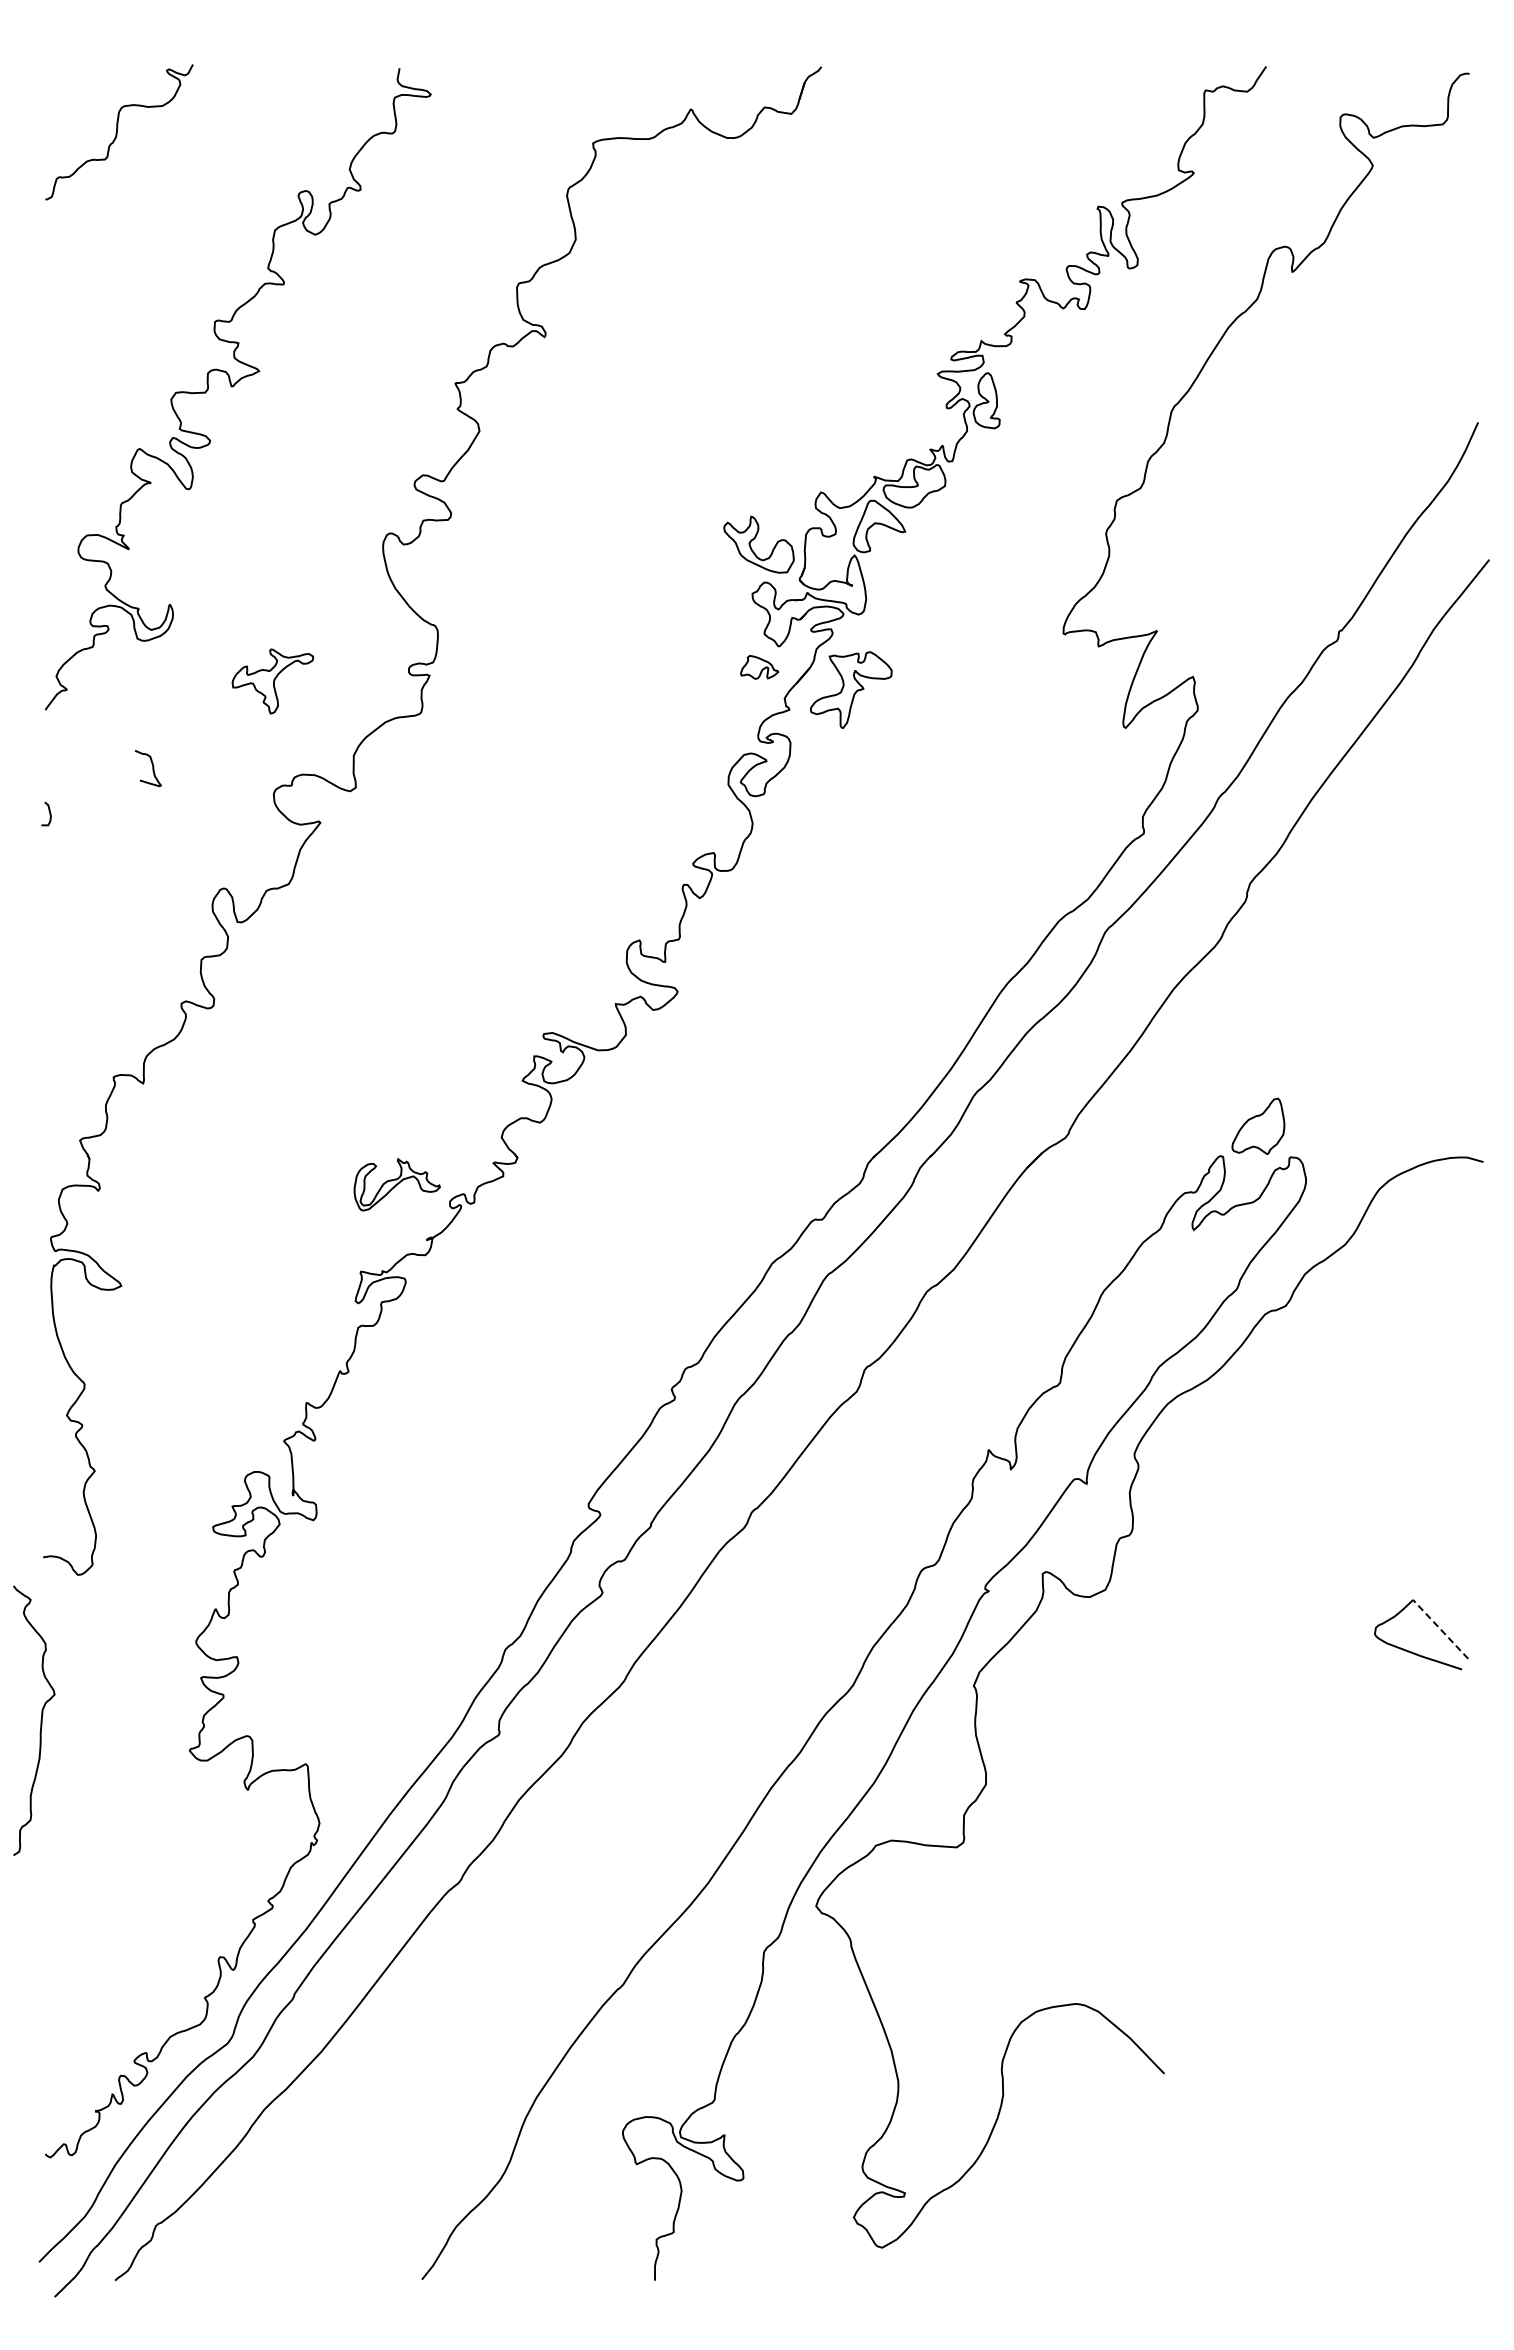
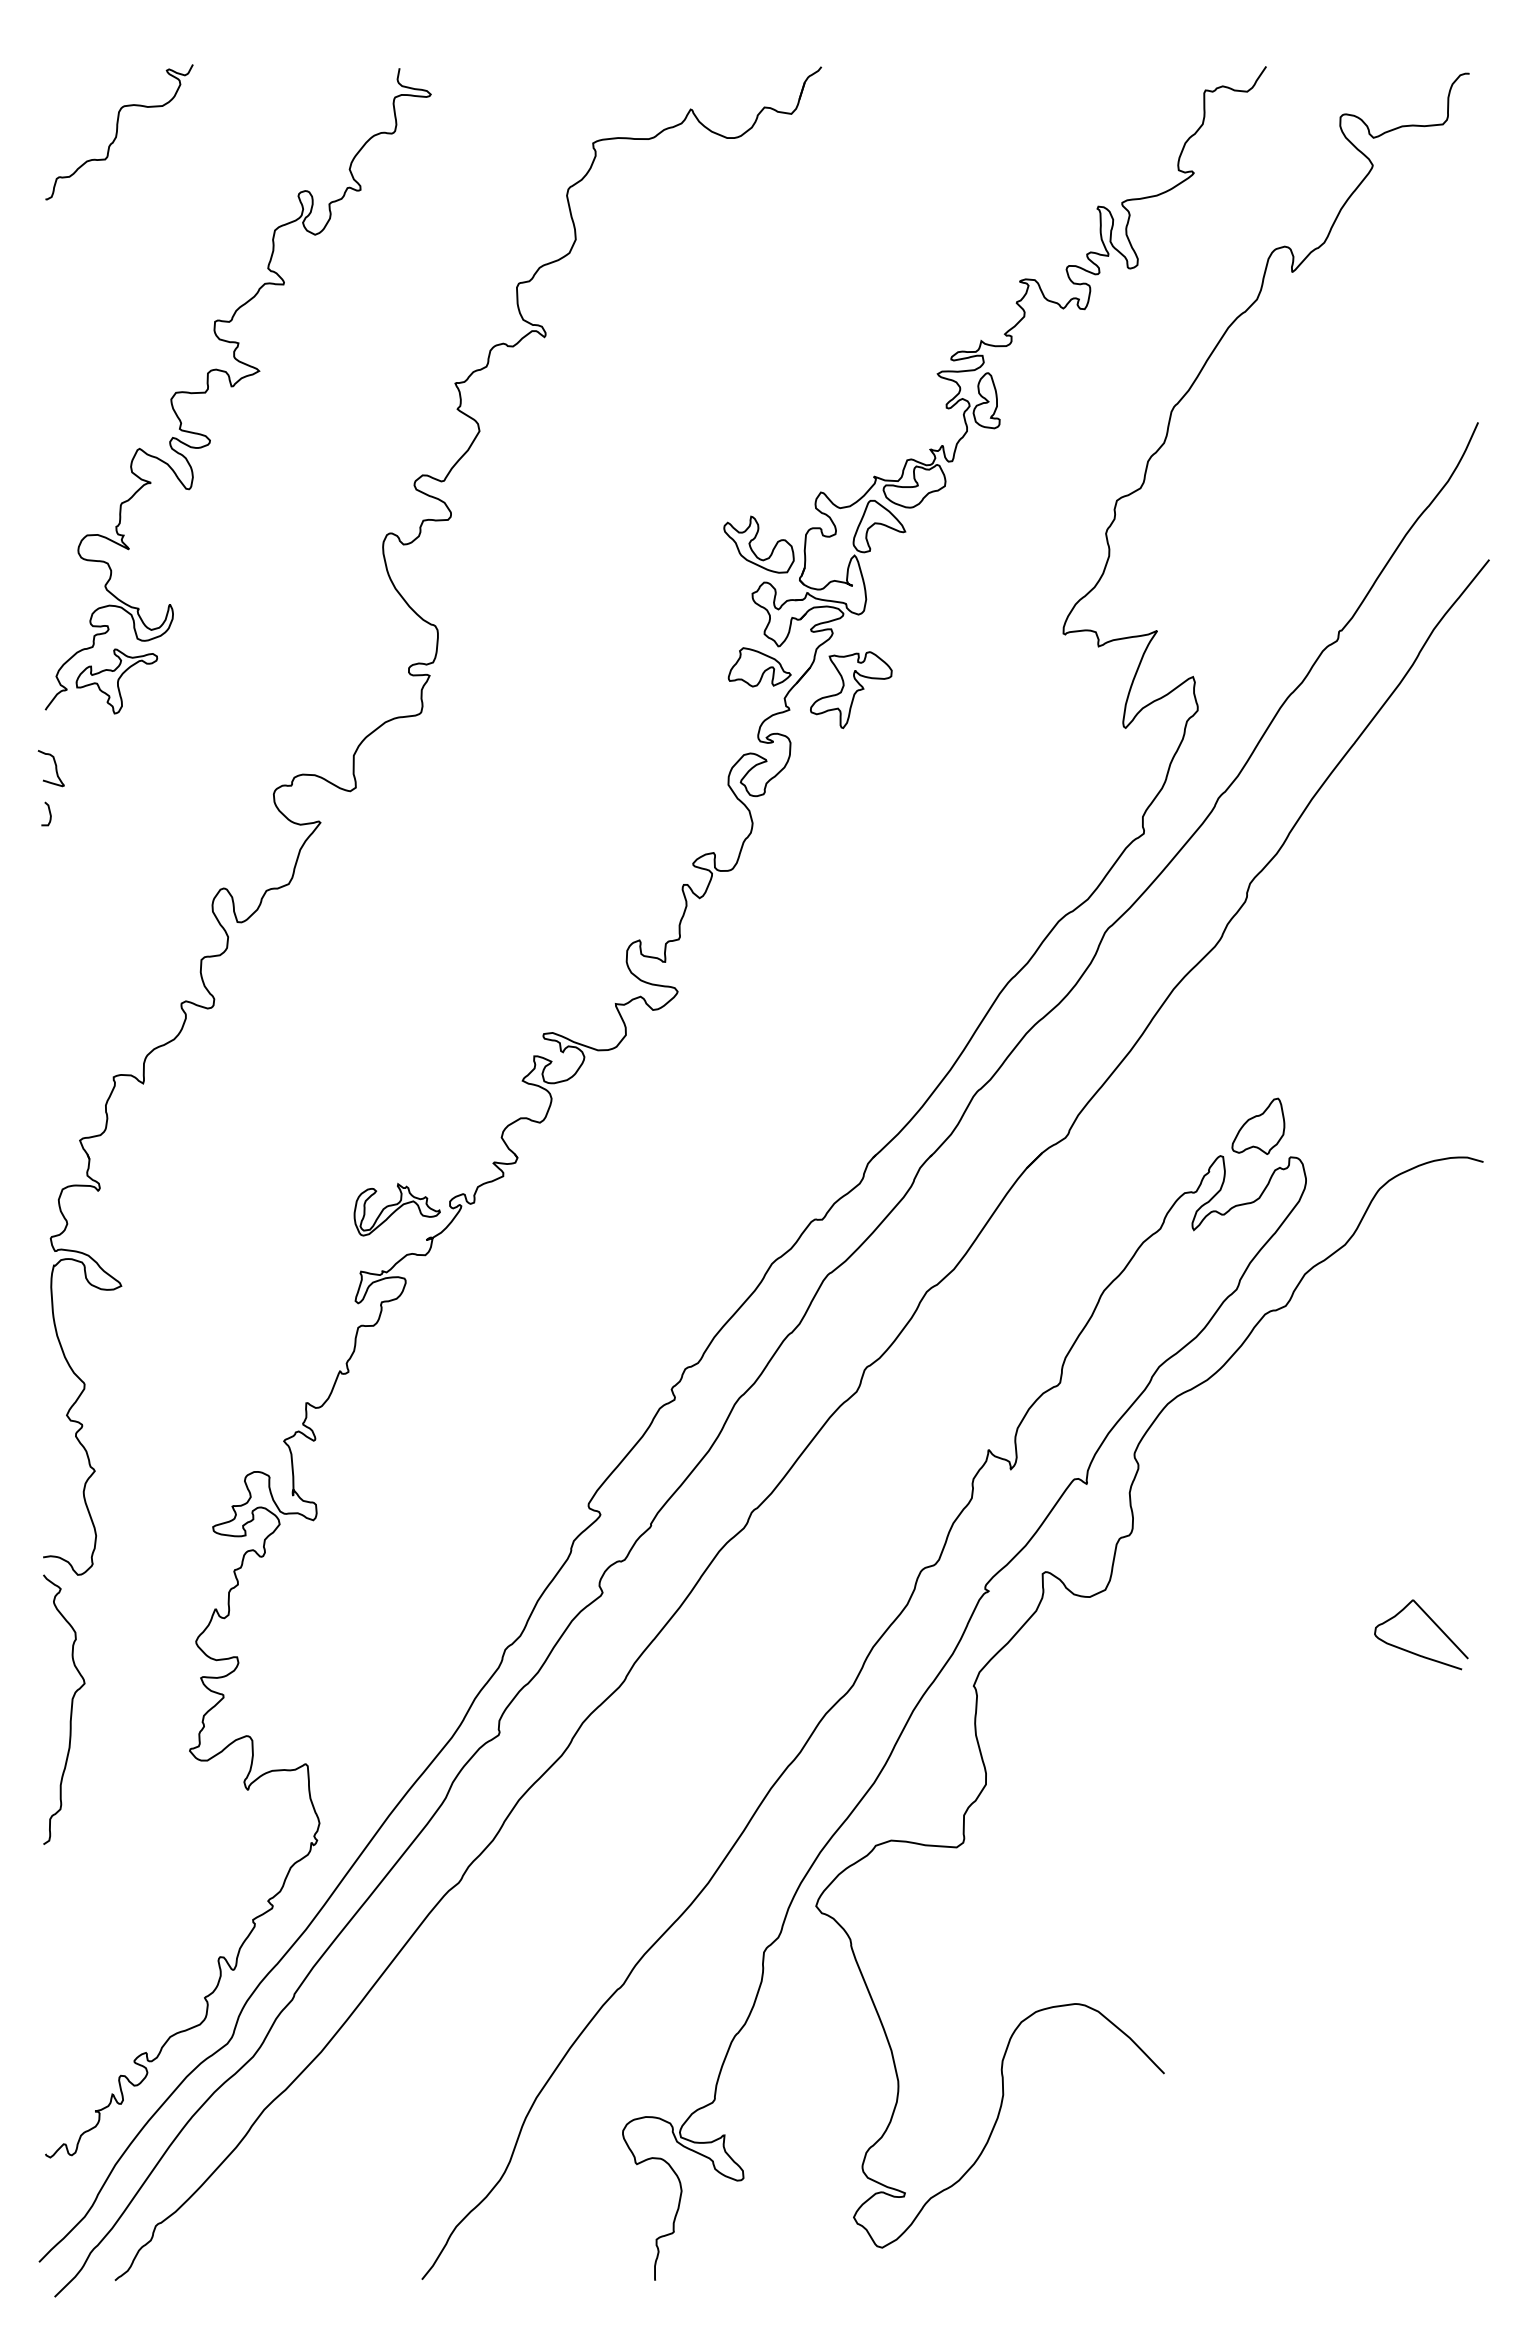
part size: 40x25 px -> 65x41 px (759, 667)
part position: (272, 681) -> (116, 681) (116, 681)
curve position: (152, 768) -> (55, 768) (55, 768)
part position: (396, 1184) -> (396, 1209) (396, 1209)
line: dashed -> solid (1440, 1629)
curve position: (40, 1720) -> (70, 1709) (70, 1709)
